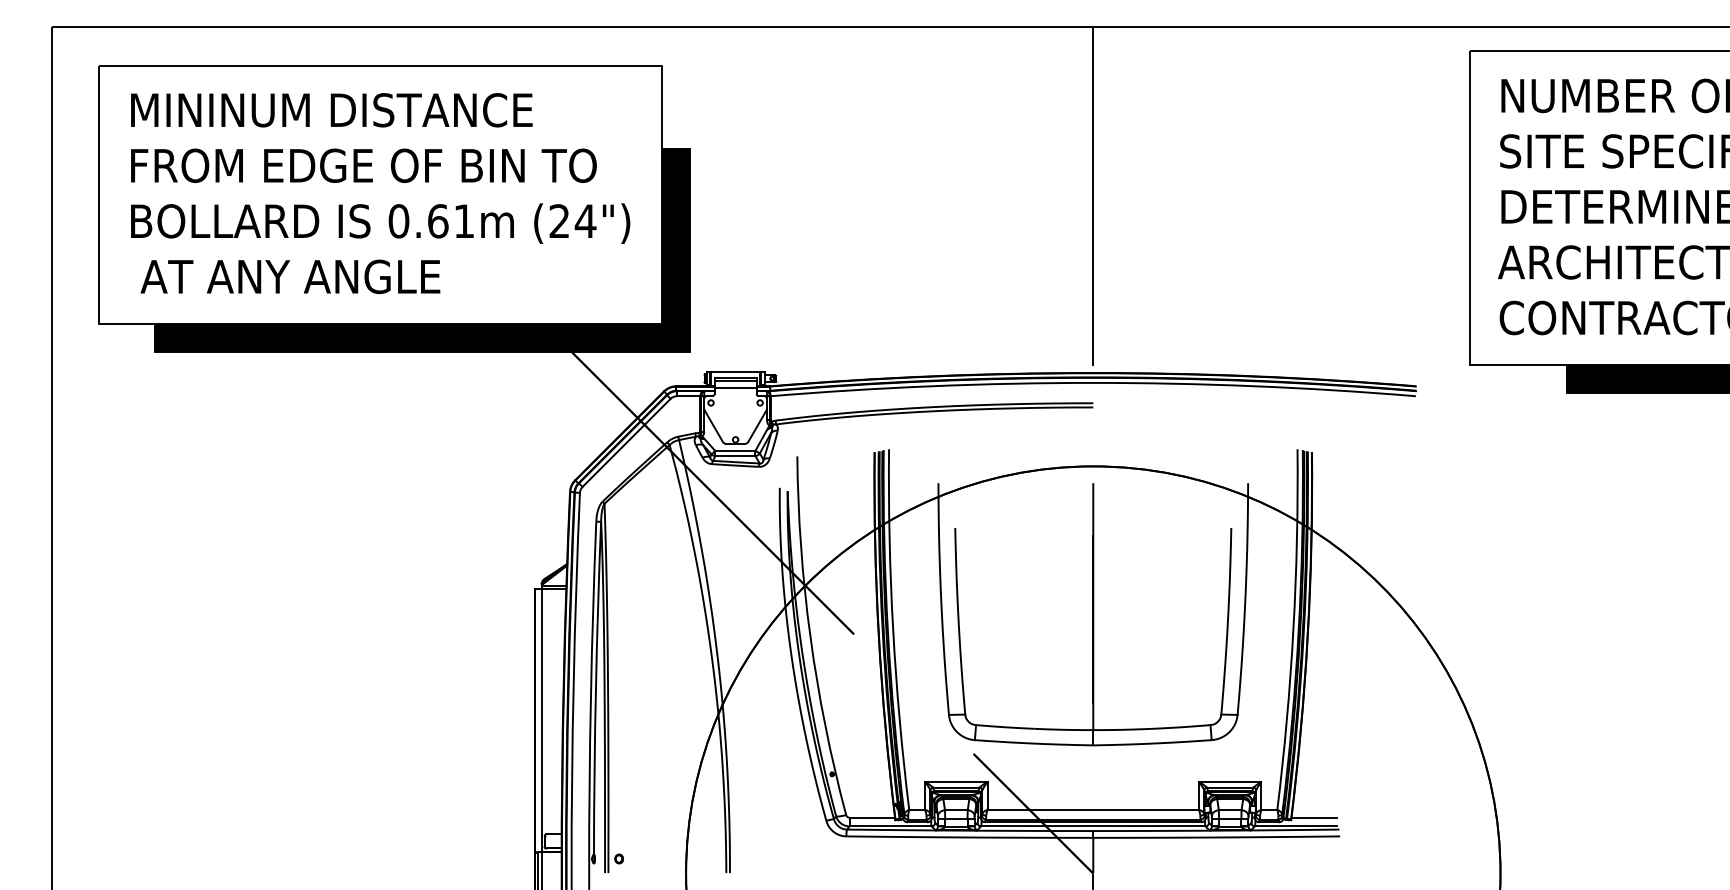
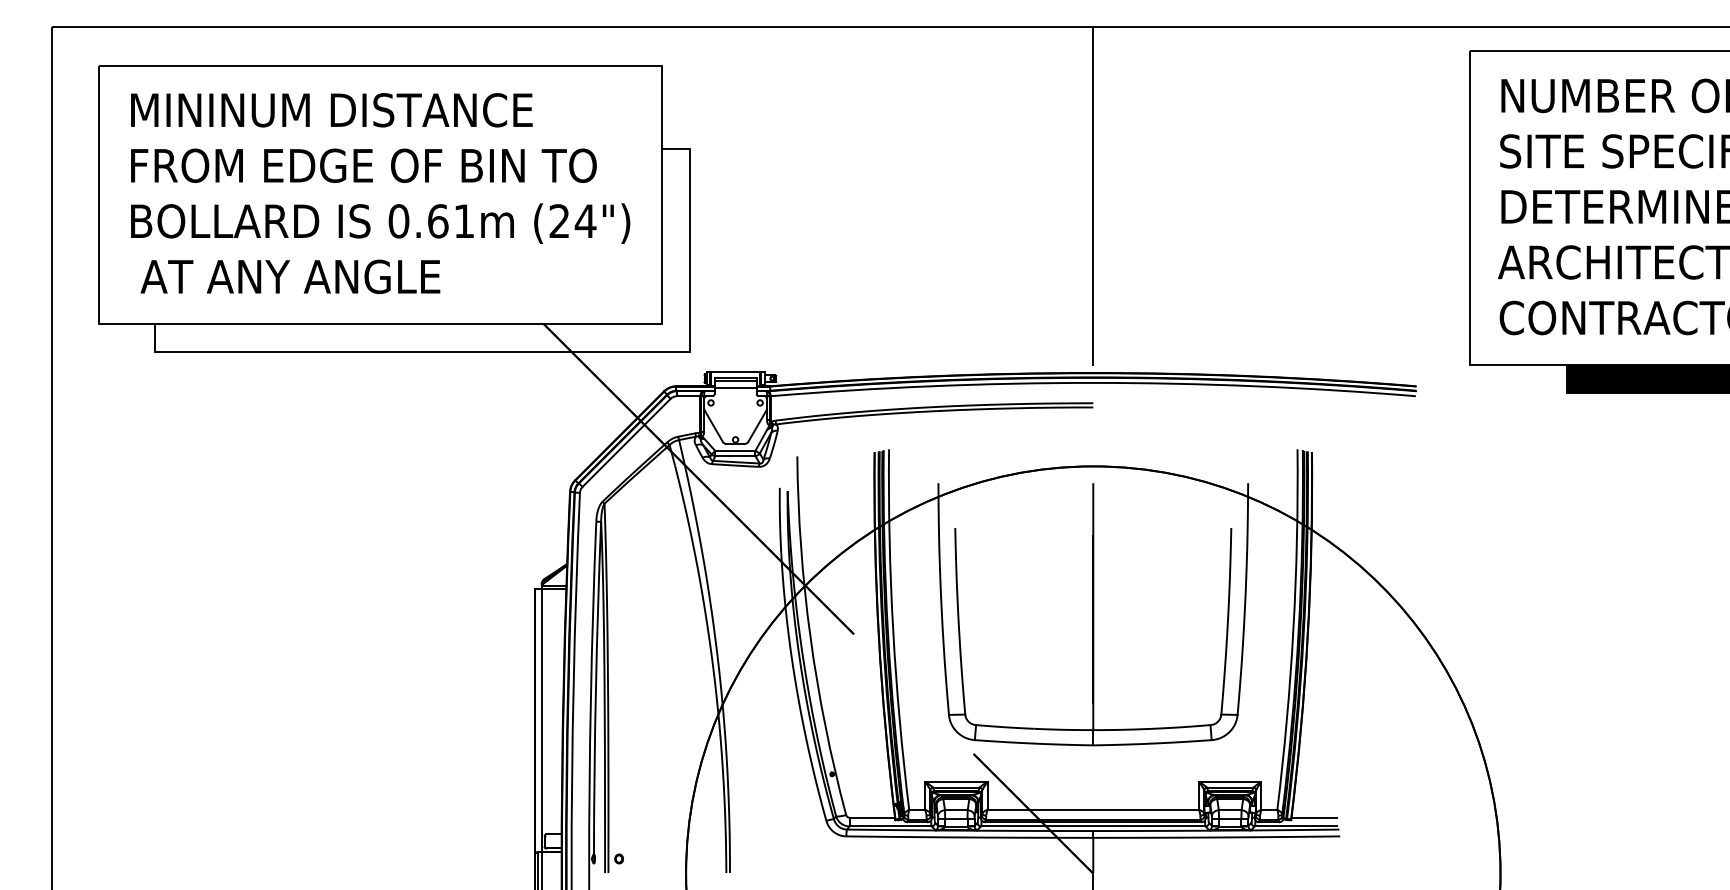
fill: present -> none (421, 250)
